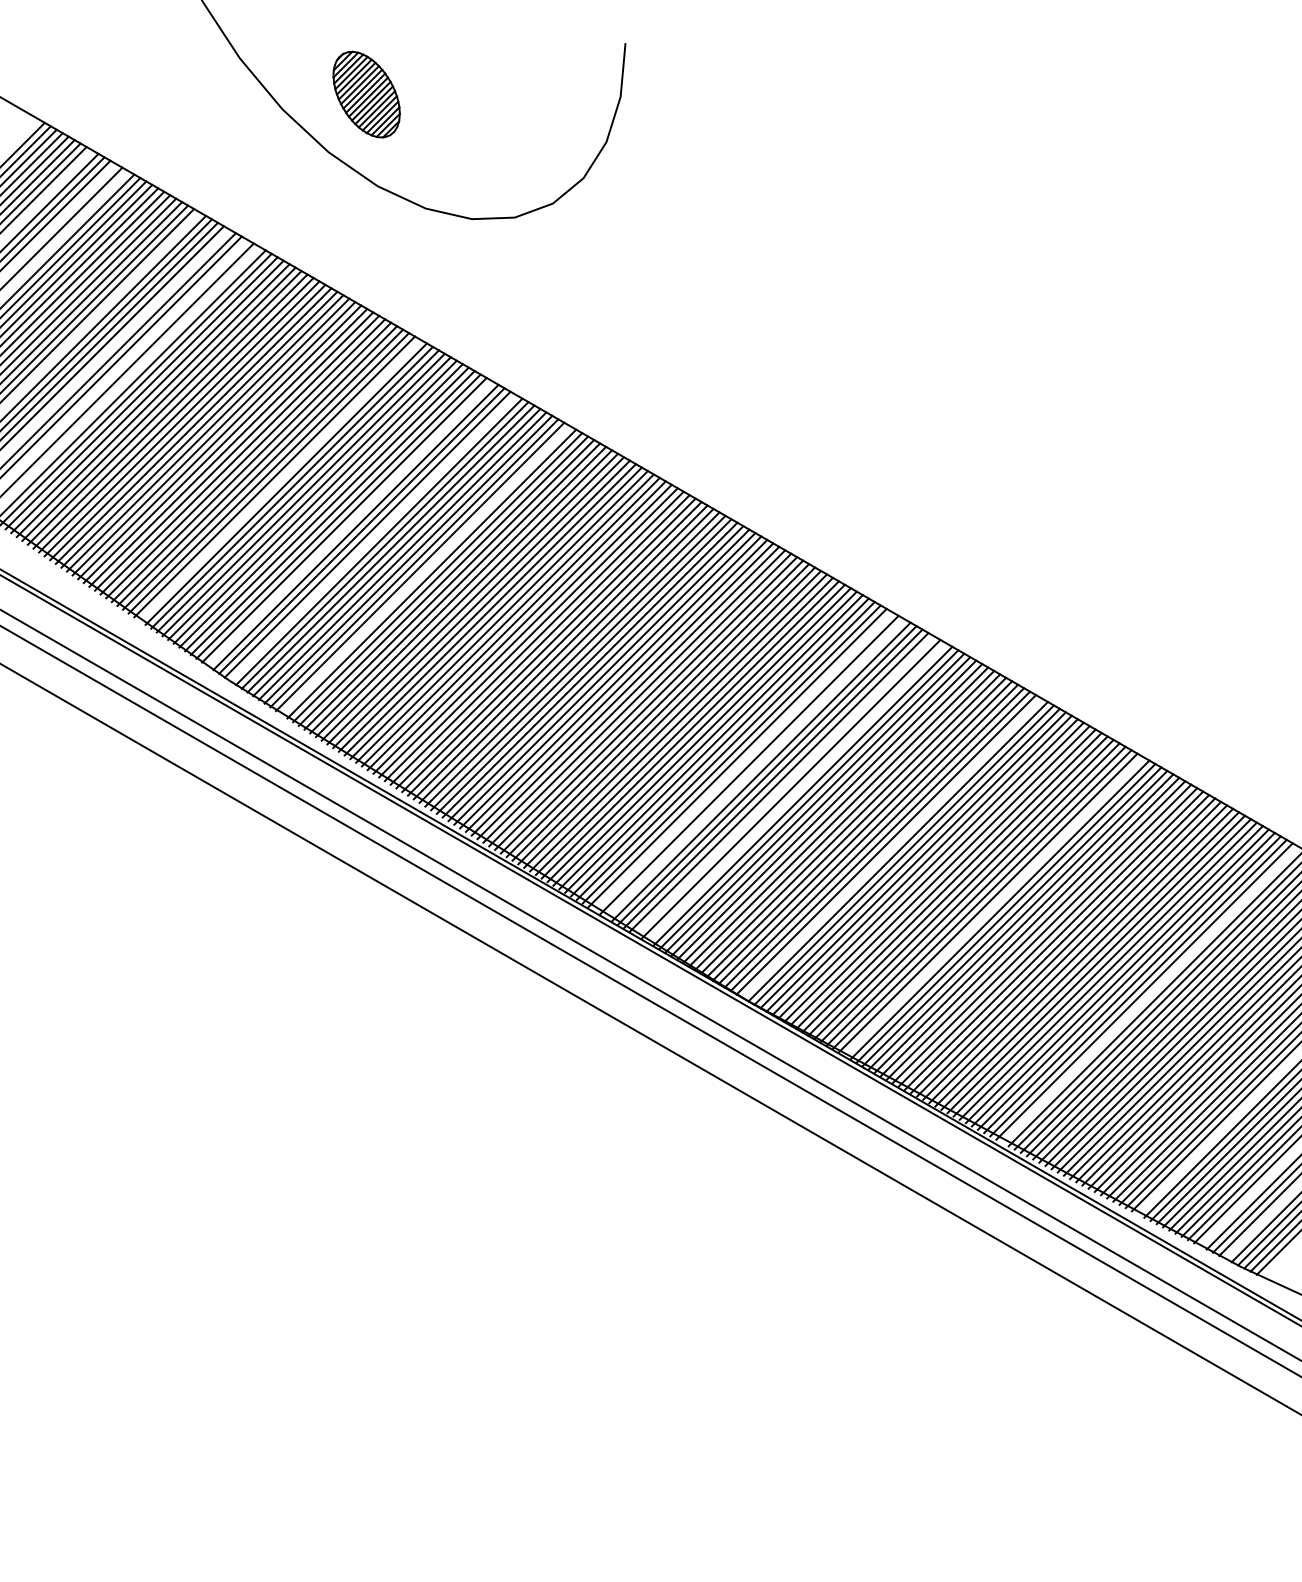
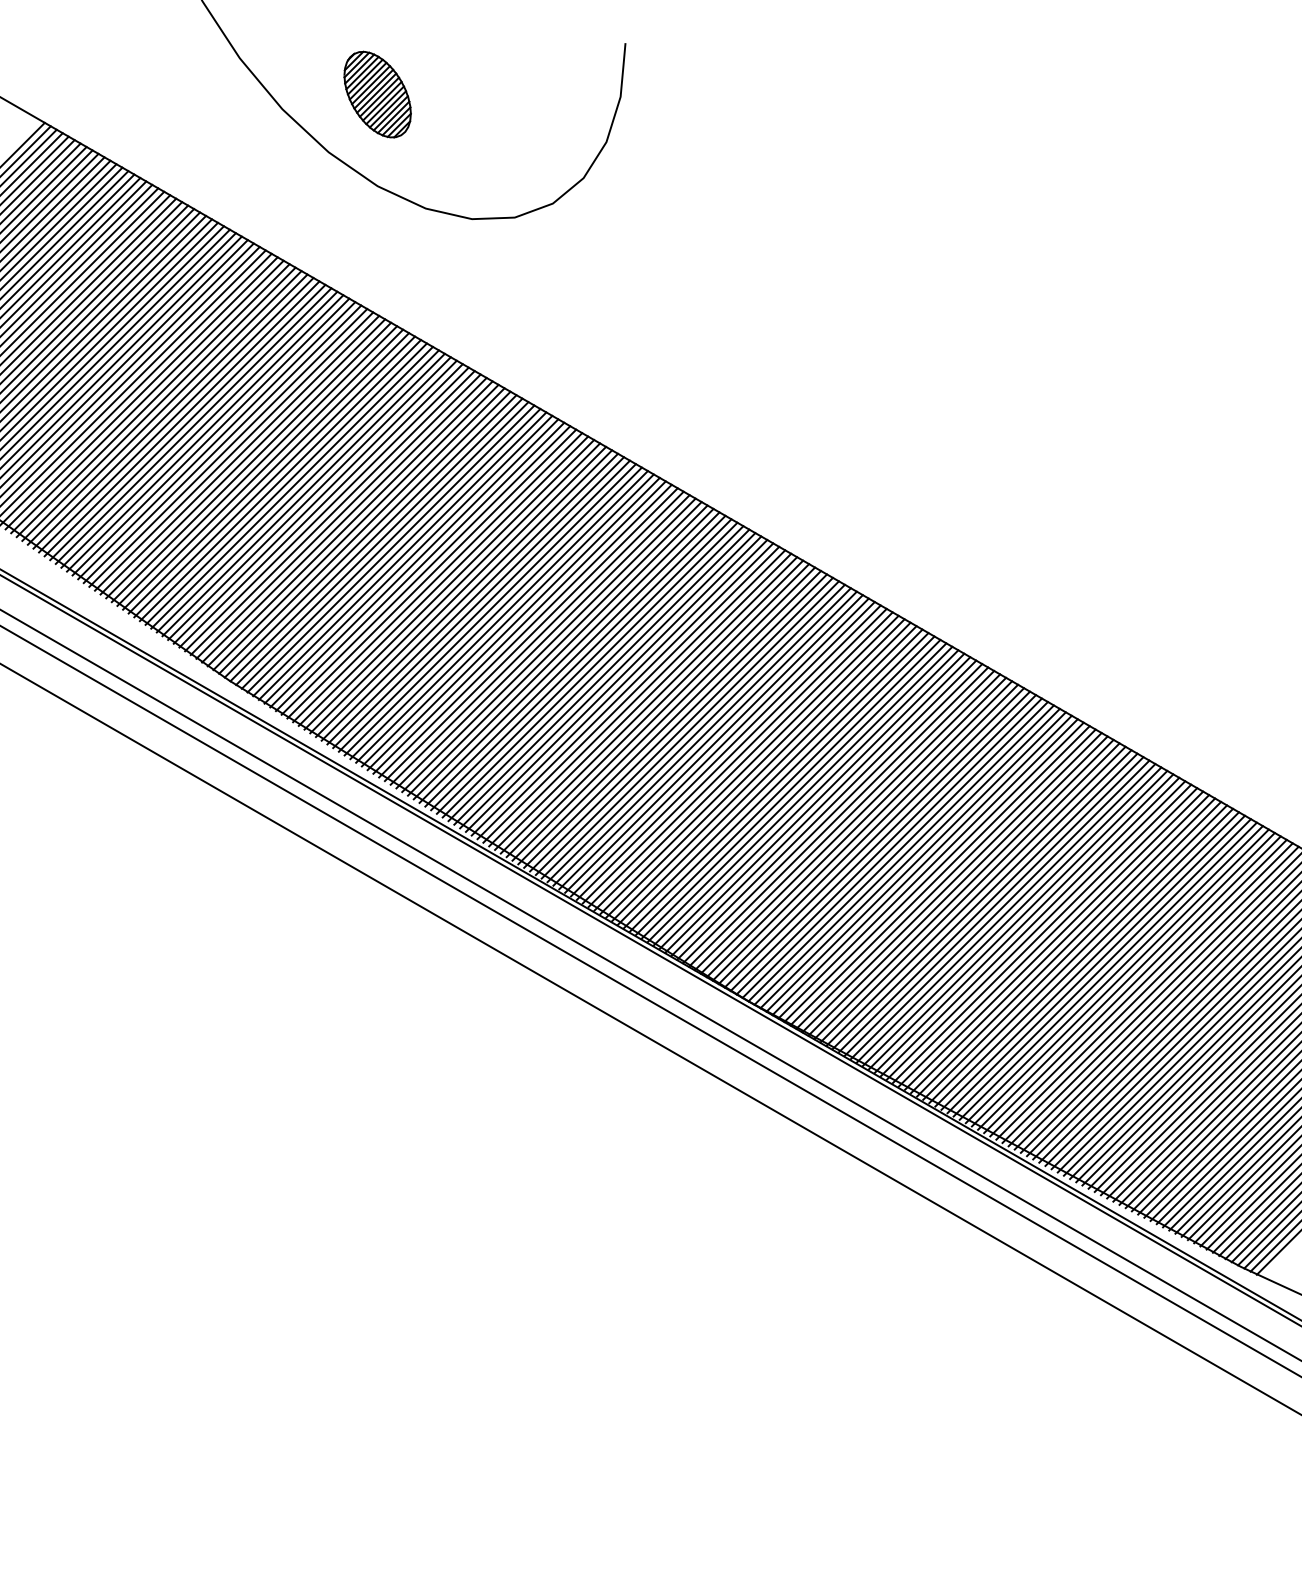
part position: (366, 94) -> (377, 94) (377, 94)
line: none -> present (47, 195)
line: none -> present (59, 221)
line: none -> present (65, 234)
line: none -> present (101, 311)
line: none -> present (115, 343)
line: none -> present (124, 362)
line: none -> present (130, 375)
line: none -> present (280, 480)
line: none -> present (349, 523)
line: none -> present (373, 538)
line: none -> present (425, 570)
line: none -> present (743, 761)
line: none -> present (755, 768)
line: none -> present (784, 785)
line: none -> present (796, 792)
line: none -> present (891, 847)
line: none -> present (993, 906)
line: none -> present (1150, 994)
line: none -> present (1218, 1134)
line: none -> present (1249, 1197)
line: none -> present (1261, 1222)
